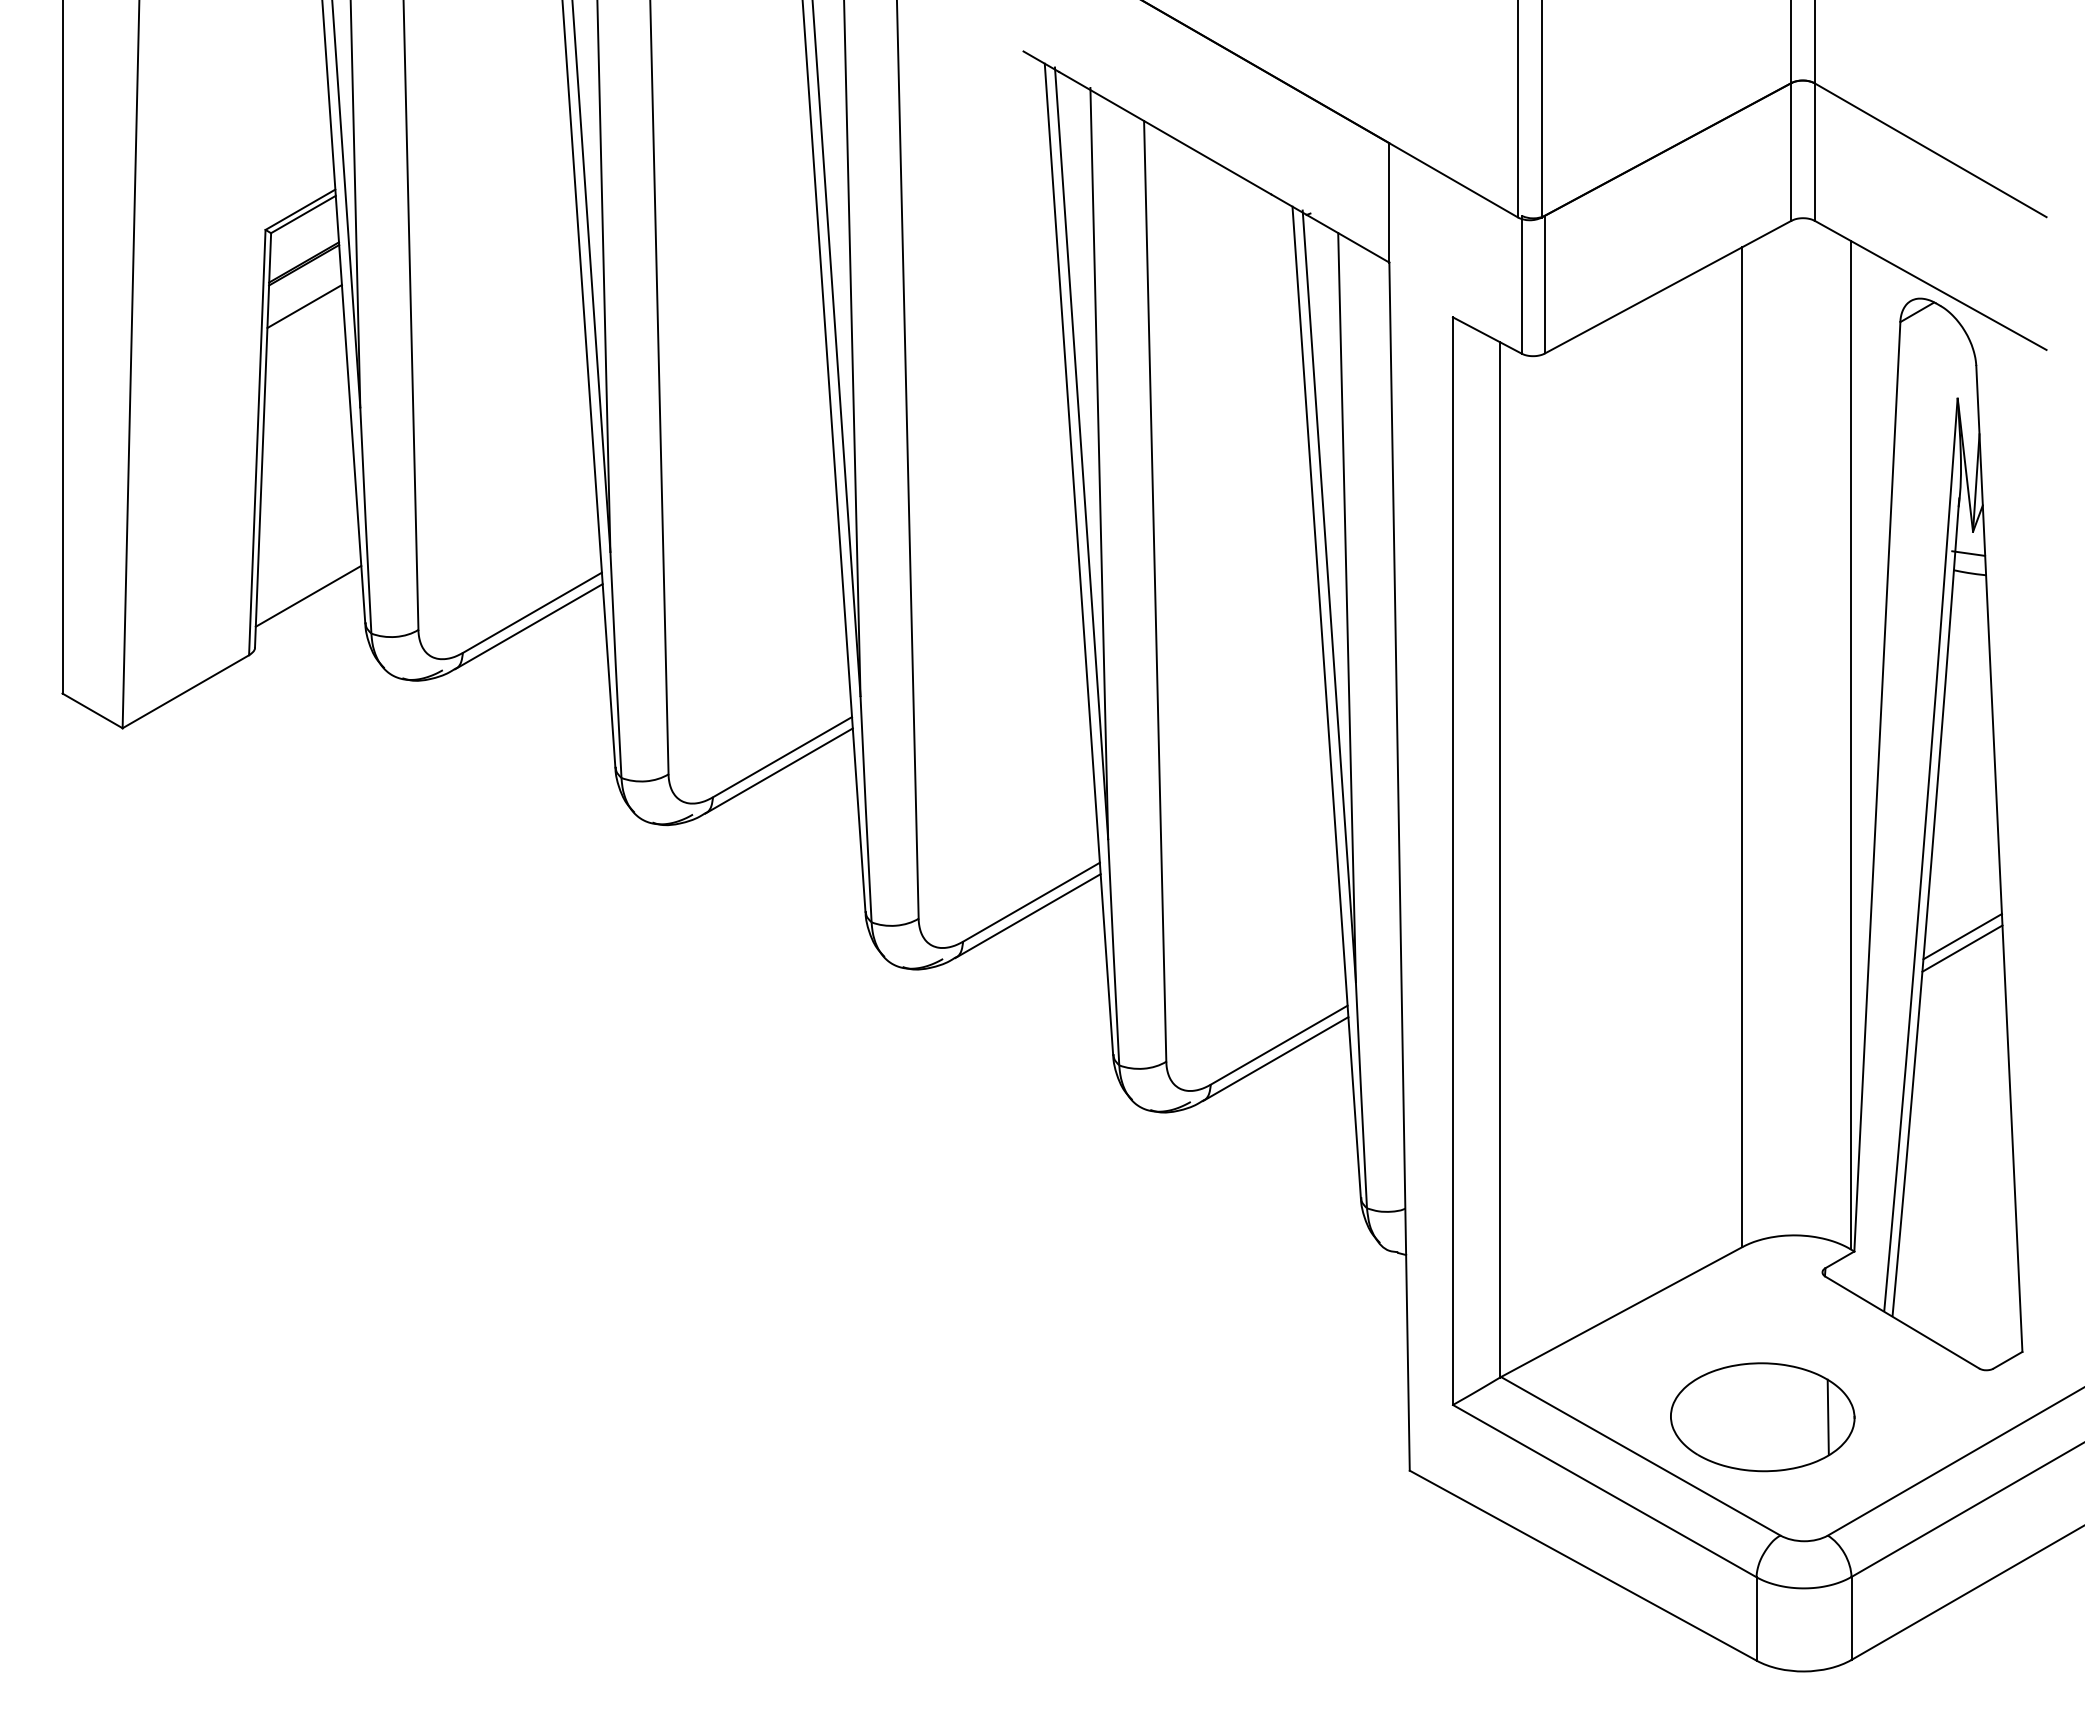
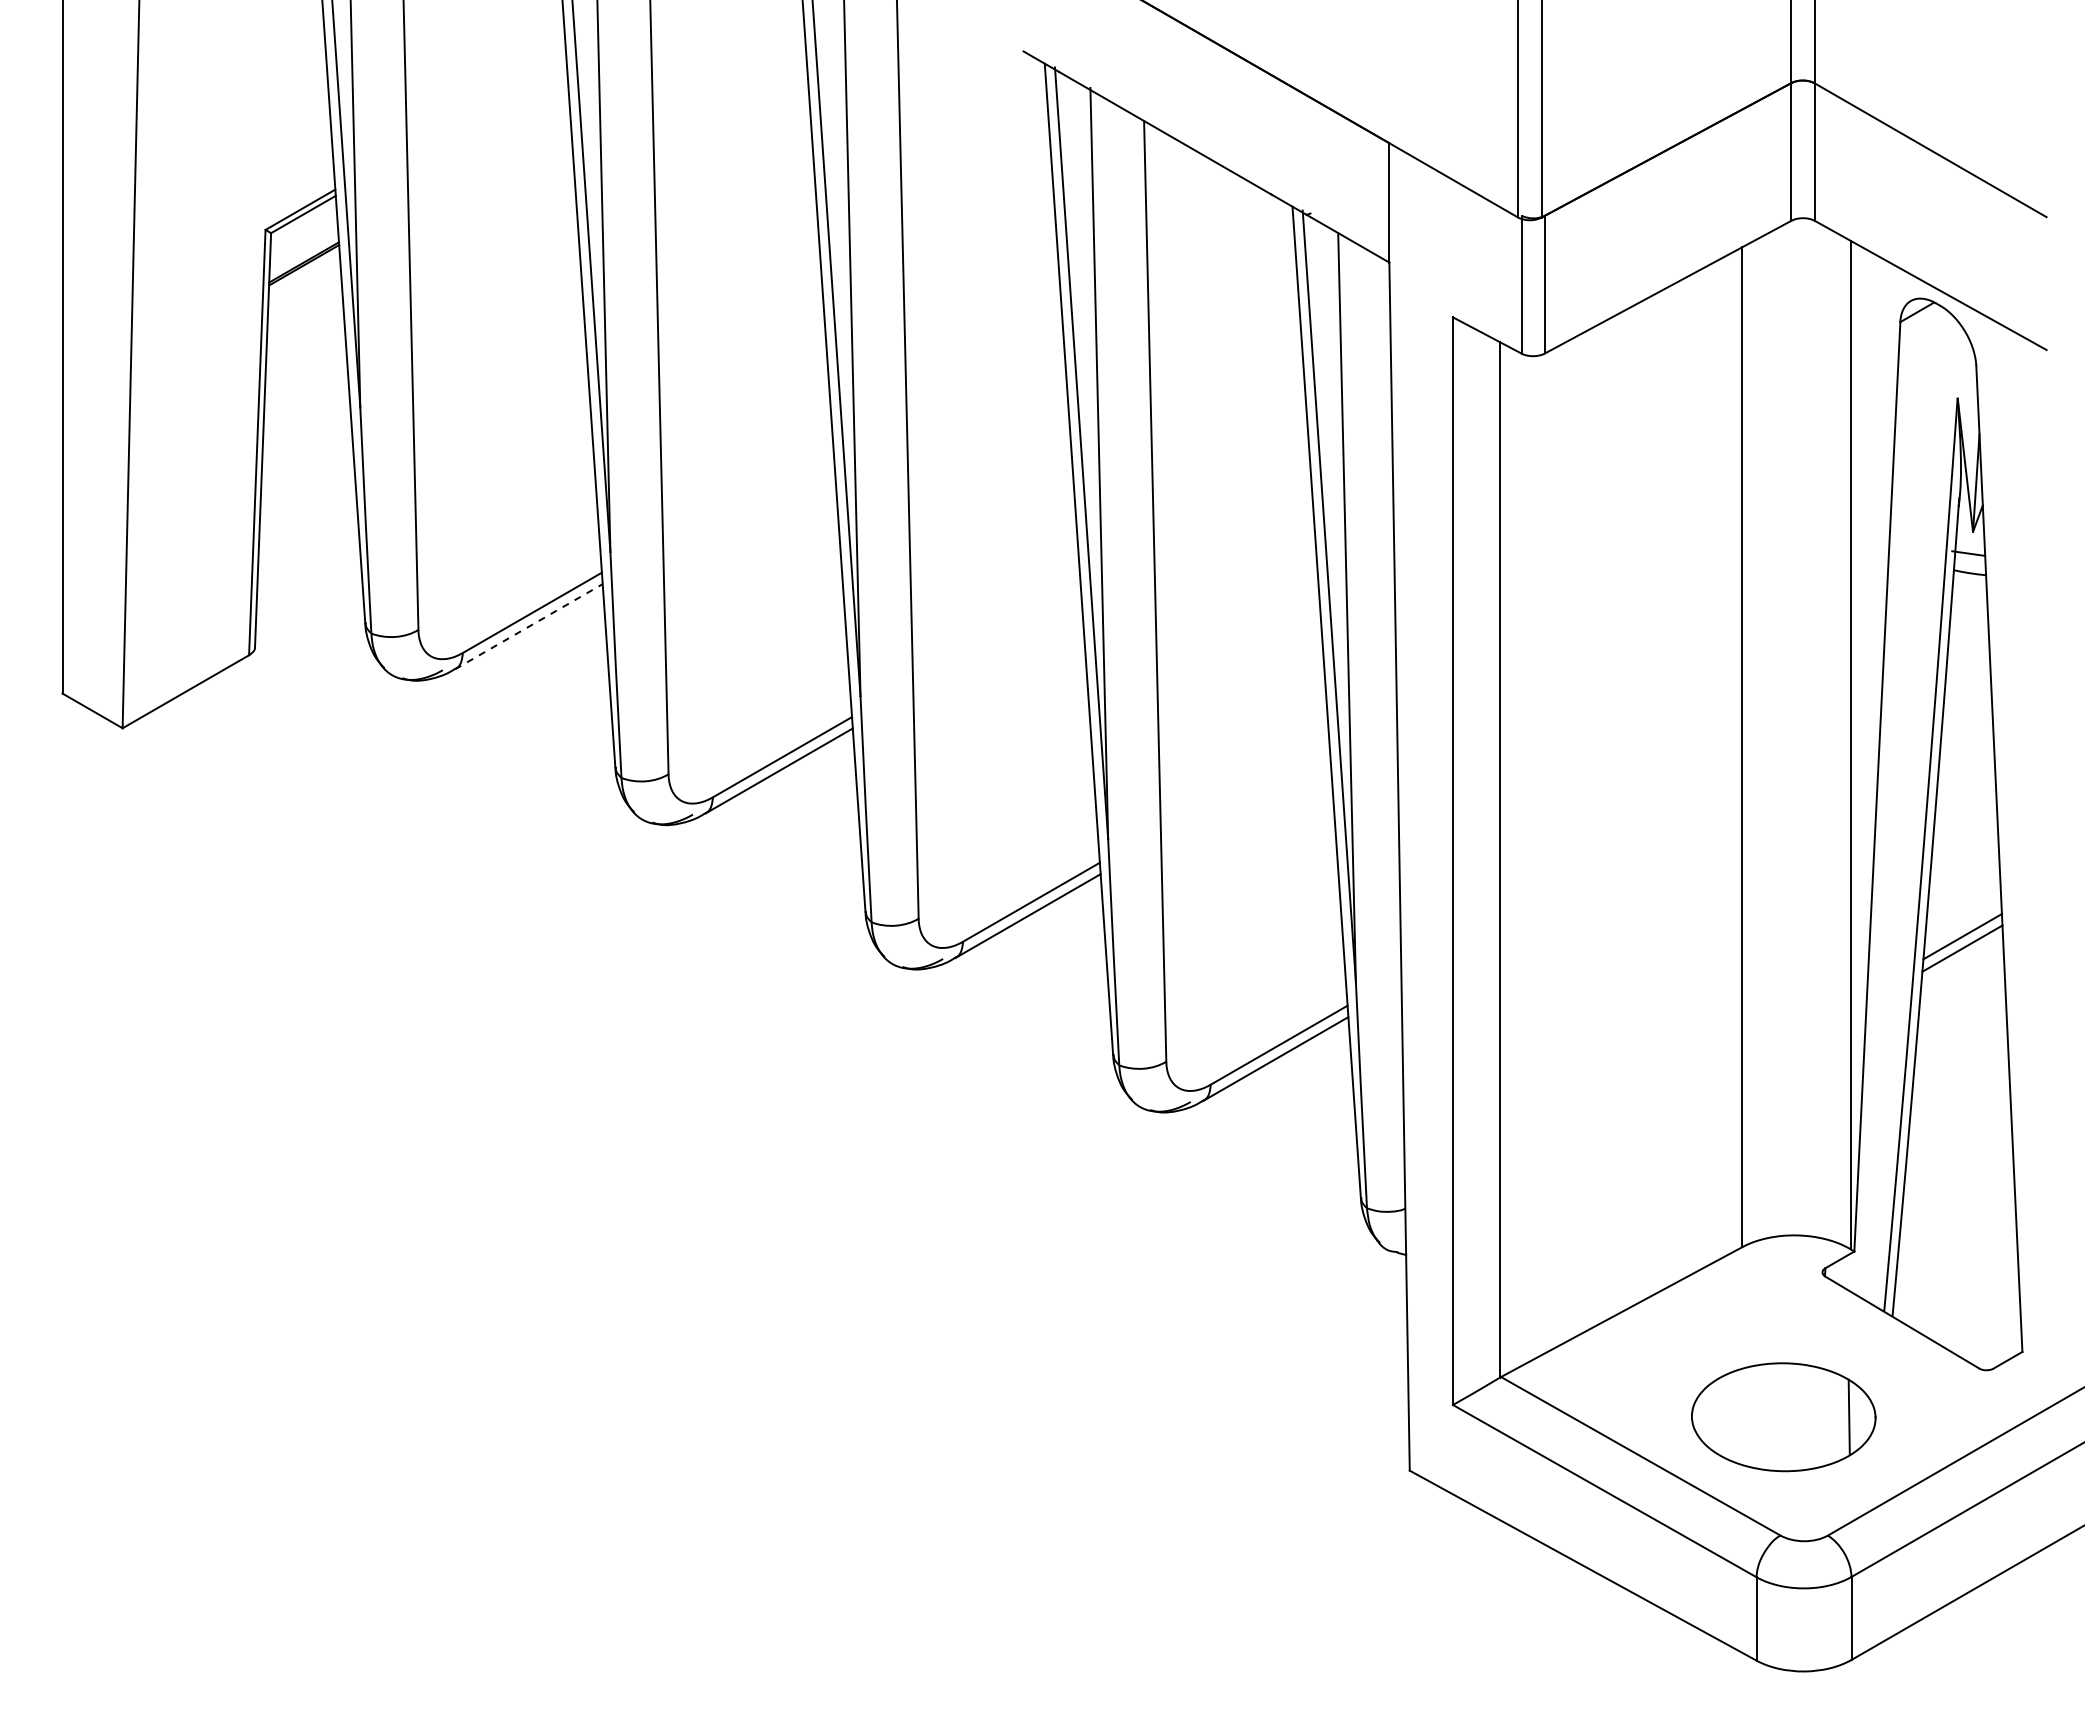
line: present -> none (304, 306)
line: present -> none (308, 595)
line: solid -> dashed (529, 626)
part position: (1762, 1417) -> (1783, 1417) (1783, 1417)
